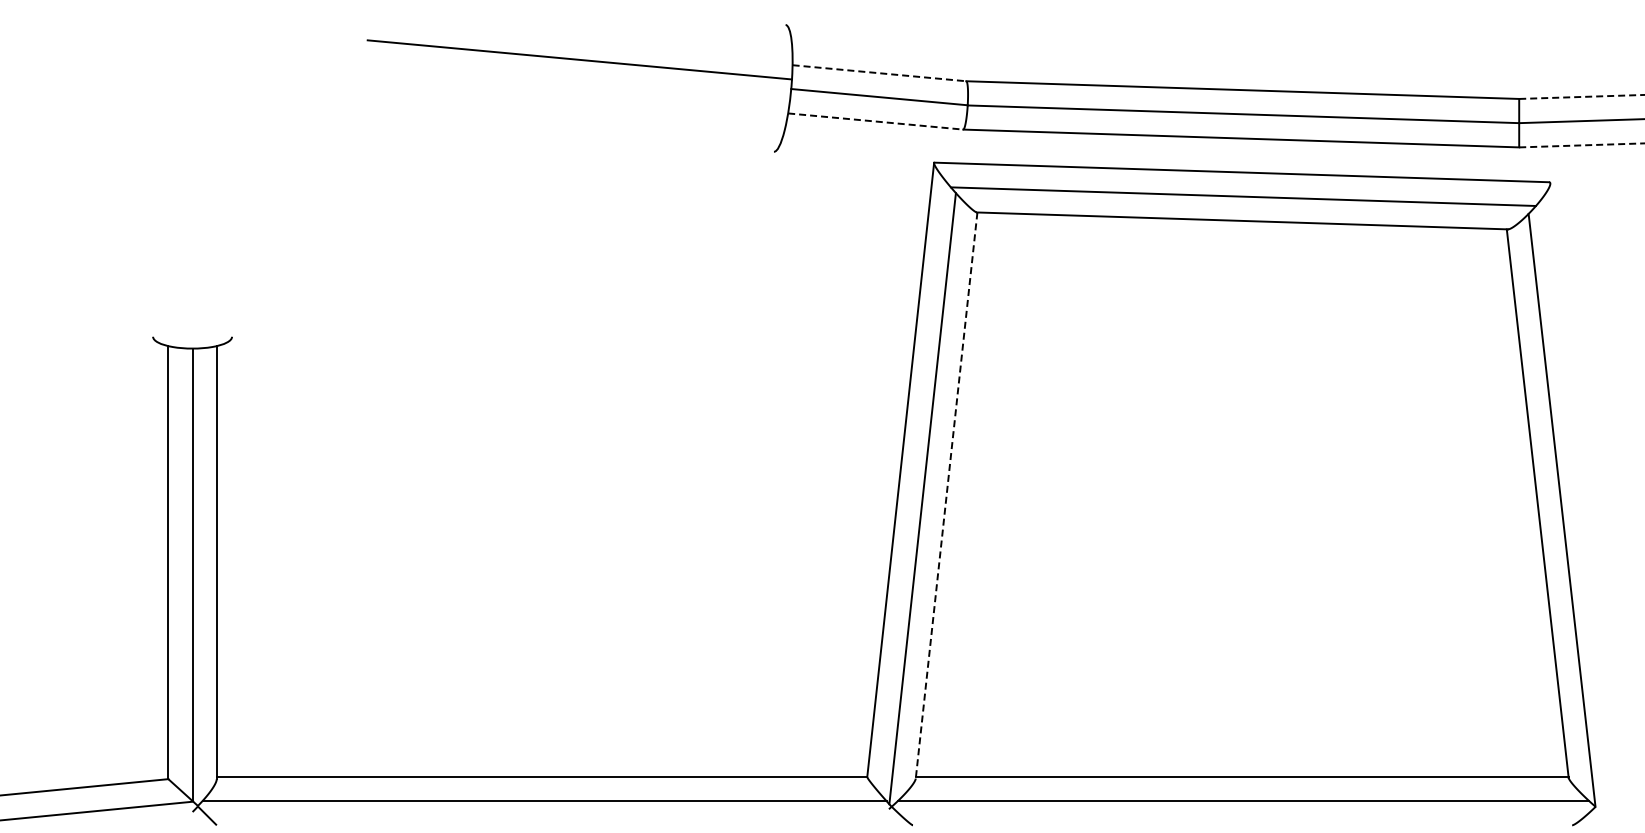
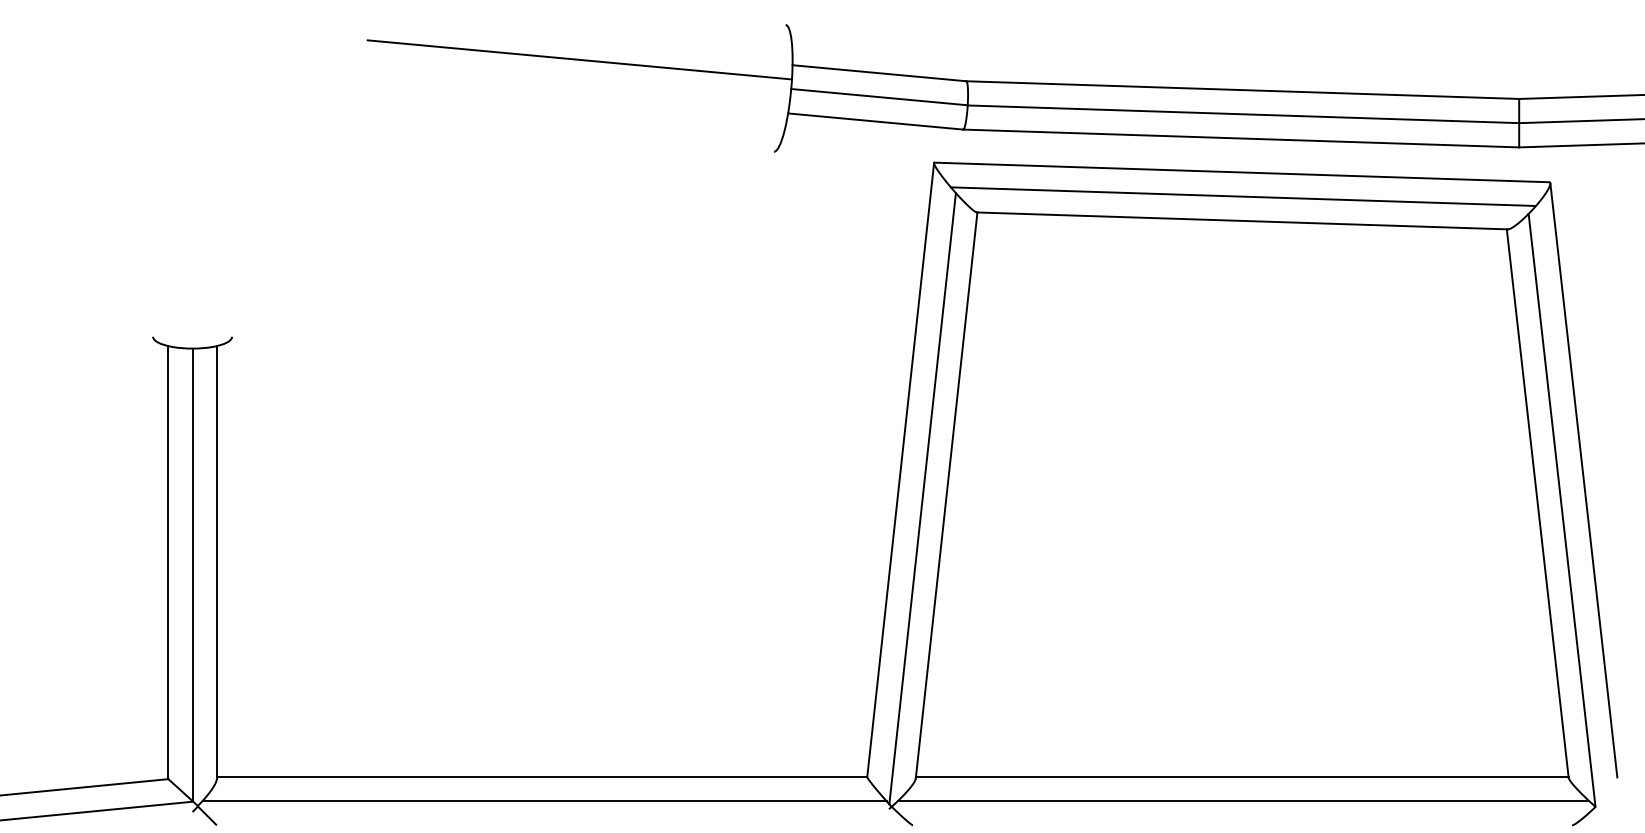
line: dashed -> solid (879, 73)
line: dashed -> solid (1582, 96)
line: dashed -> solid (875, 121)
line: dashed -> solid (1582, 145)
line: none -> present (1583, 480)
line: dashed -> solid (946, 495)
